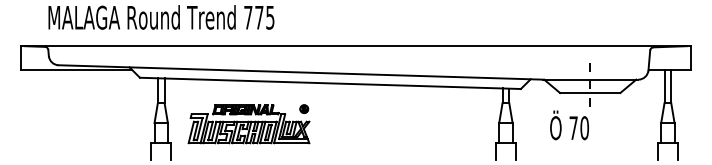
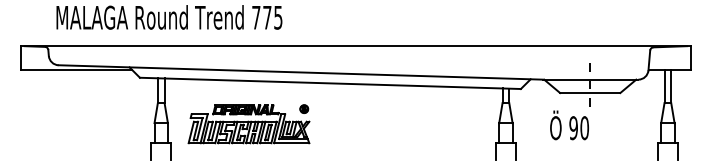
text position: (161, 17) -> (169, 17) (169, 17)
text: 70 -> 90 (573, 128)
